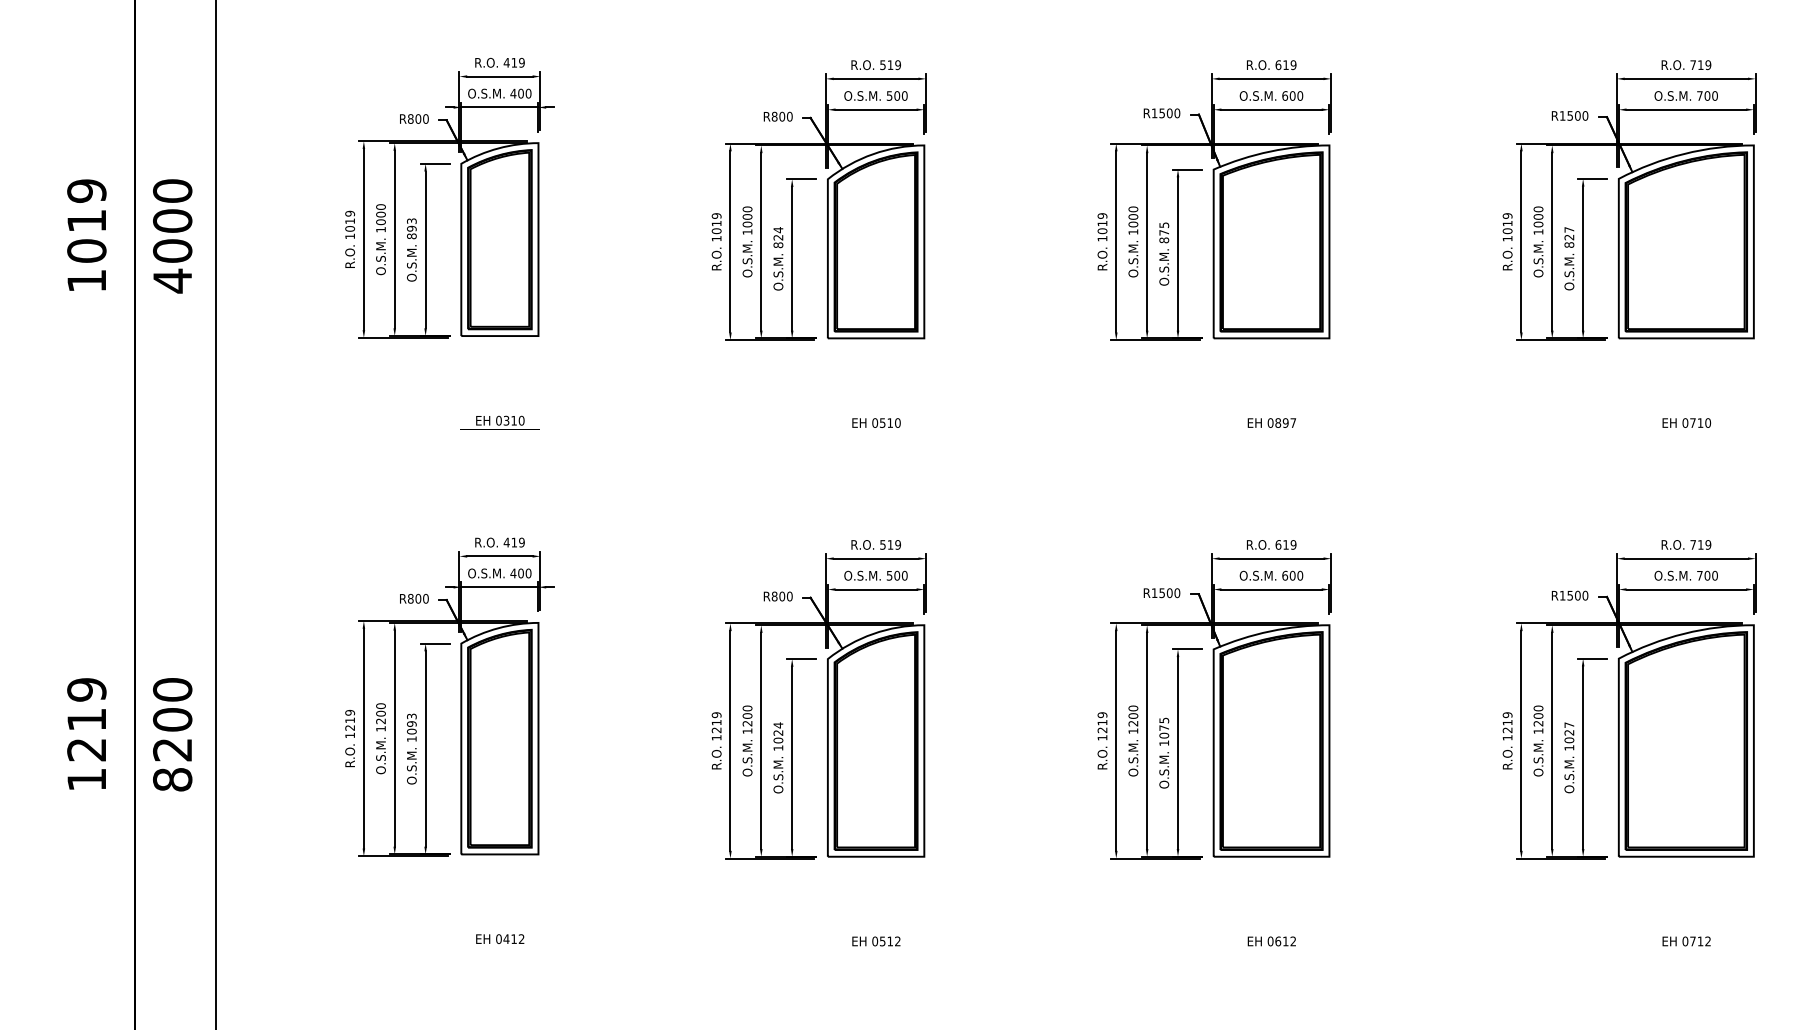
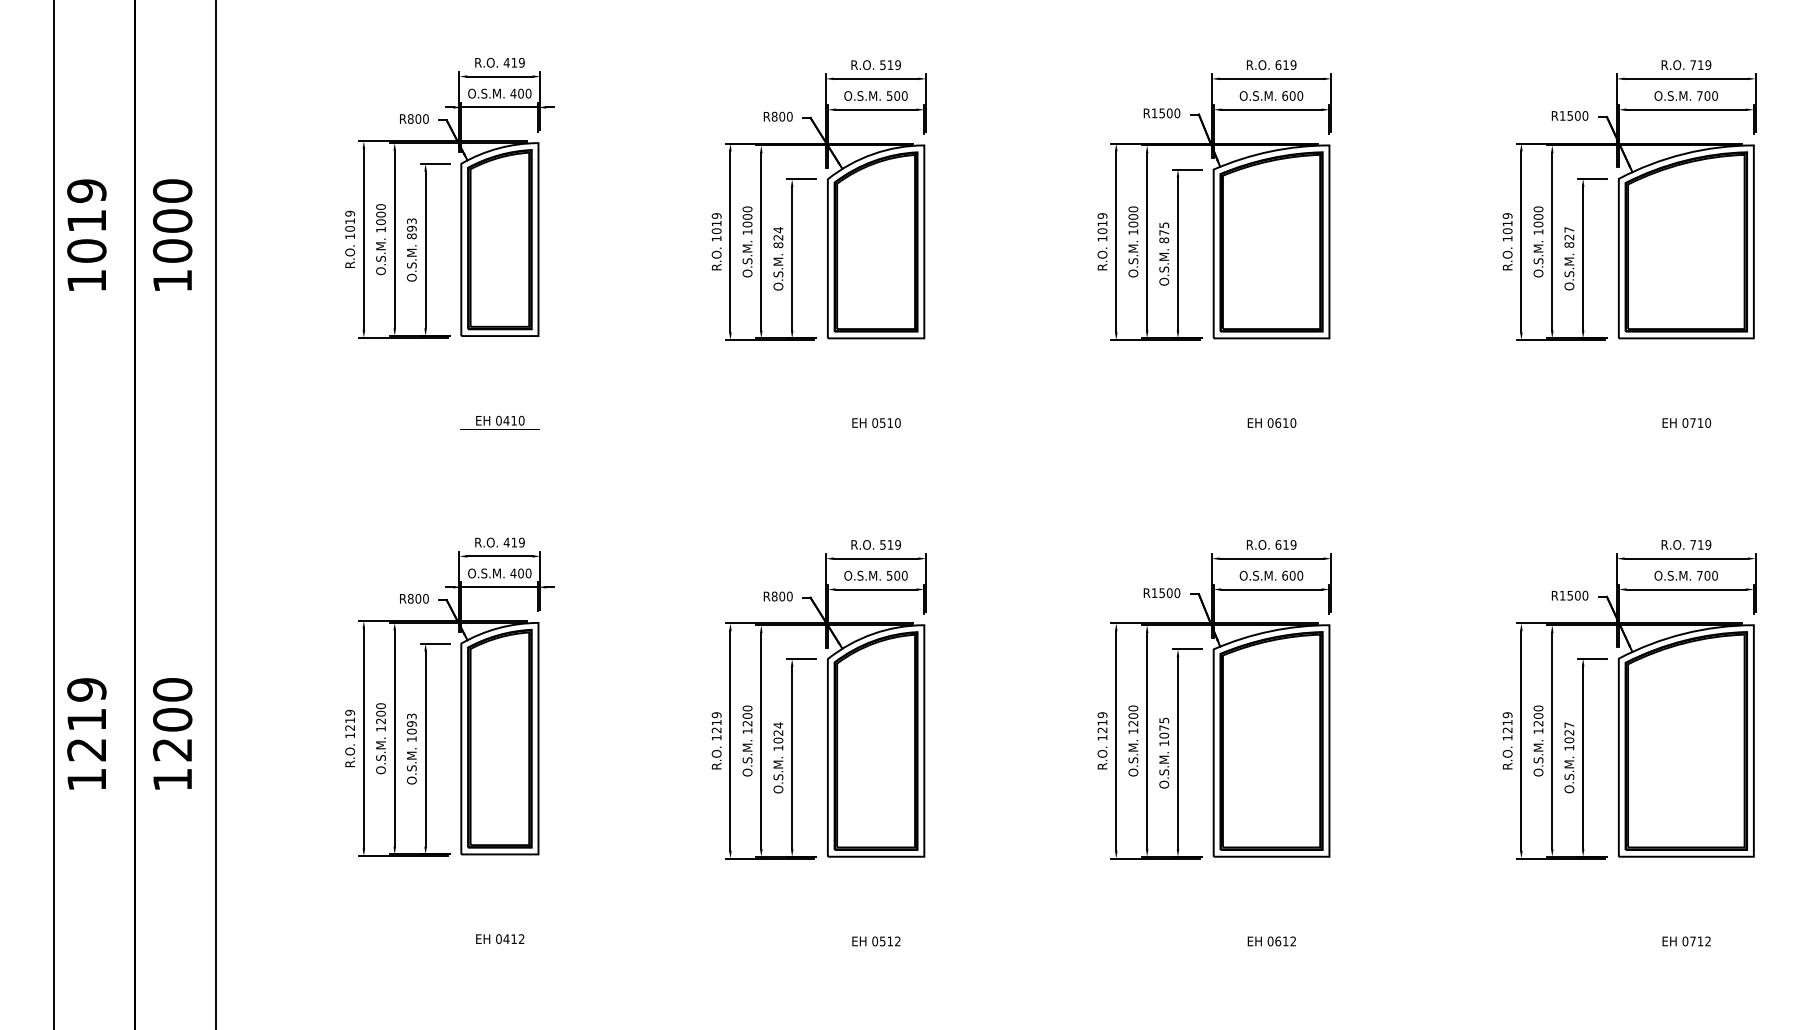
text: 4000 -> 1000 (172, 280)
text: 0310 -> 0410 (506, 420)
text: 0897 -> 0610 (1285, 422)
line: none -> present (54, 514)
text: 8200 -> 1200 (172, 779)
